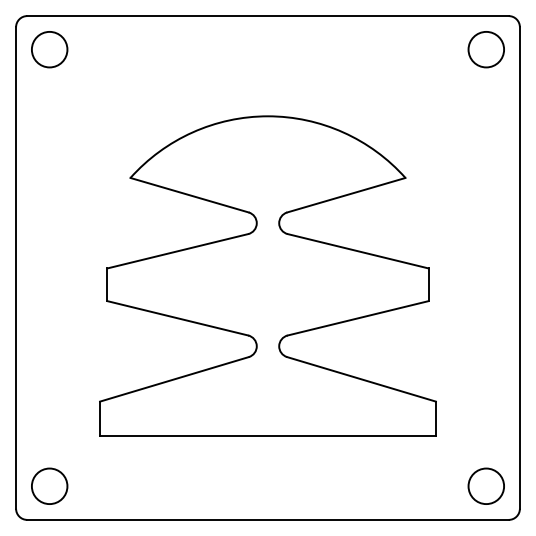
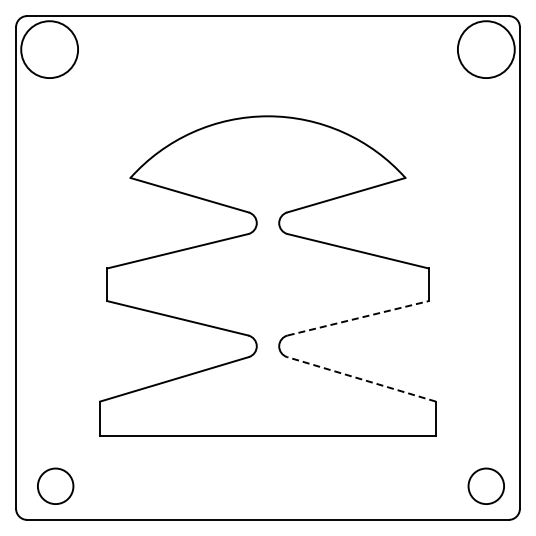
circle diameter: 36 px -> 57 px (49, 49)
circle diameter: 36 px -> 57 px (485, 49)
line: solid -> dashed (358, 318)
line: solid -> dashed (361, 379)
circle position: (49, 485) -> (55, 485) (55, 485)
